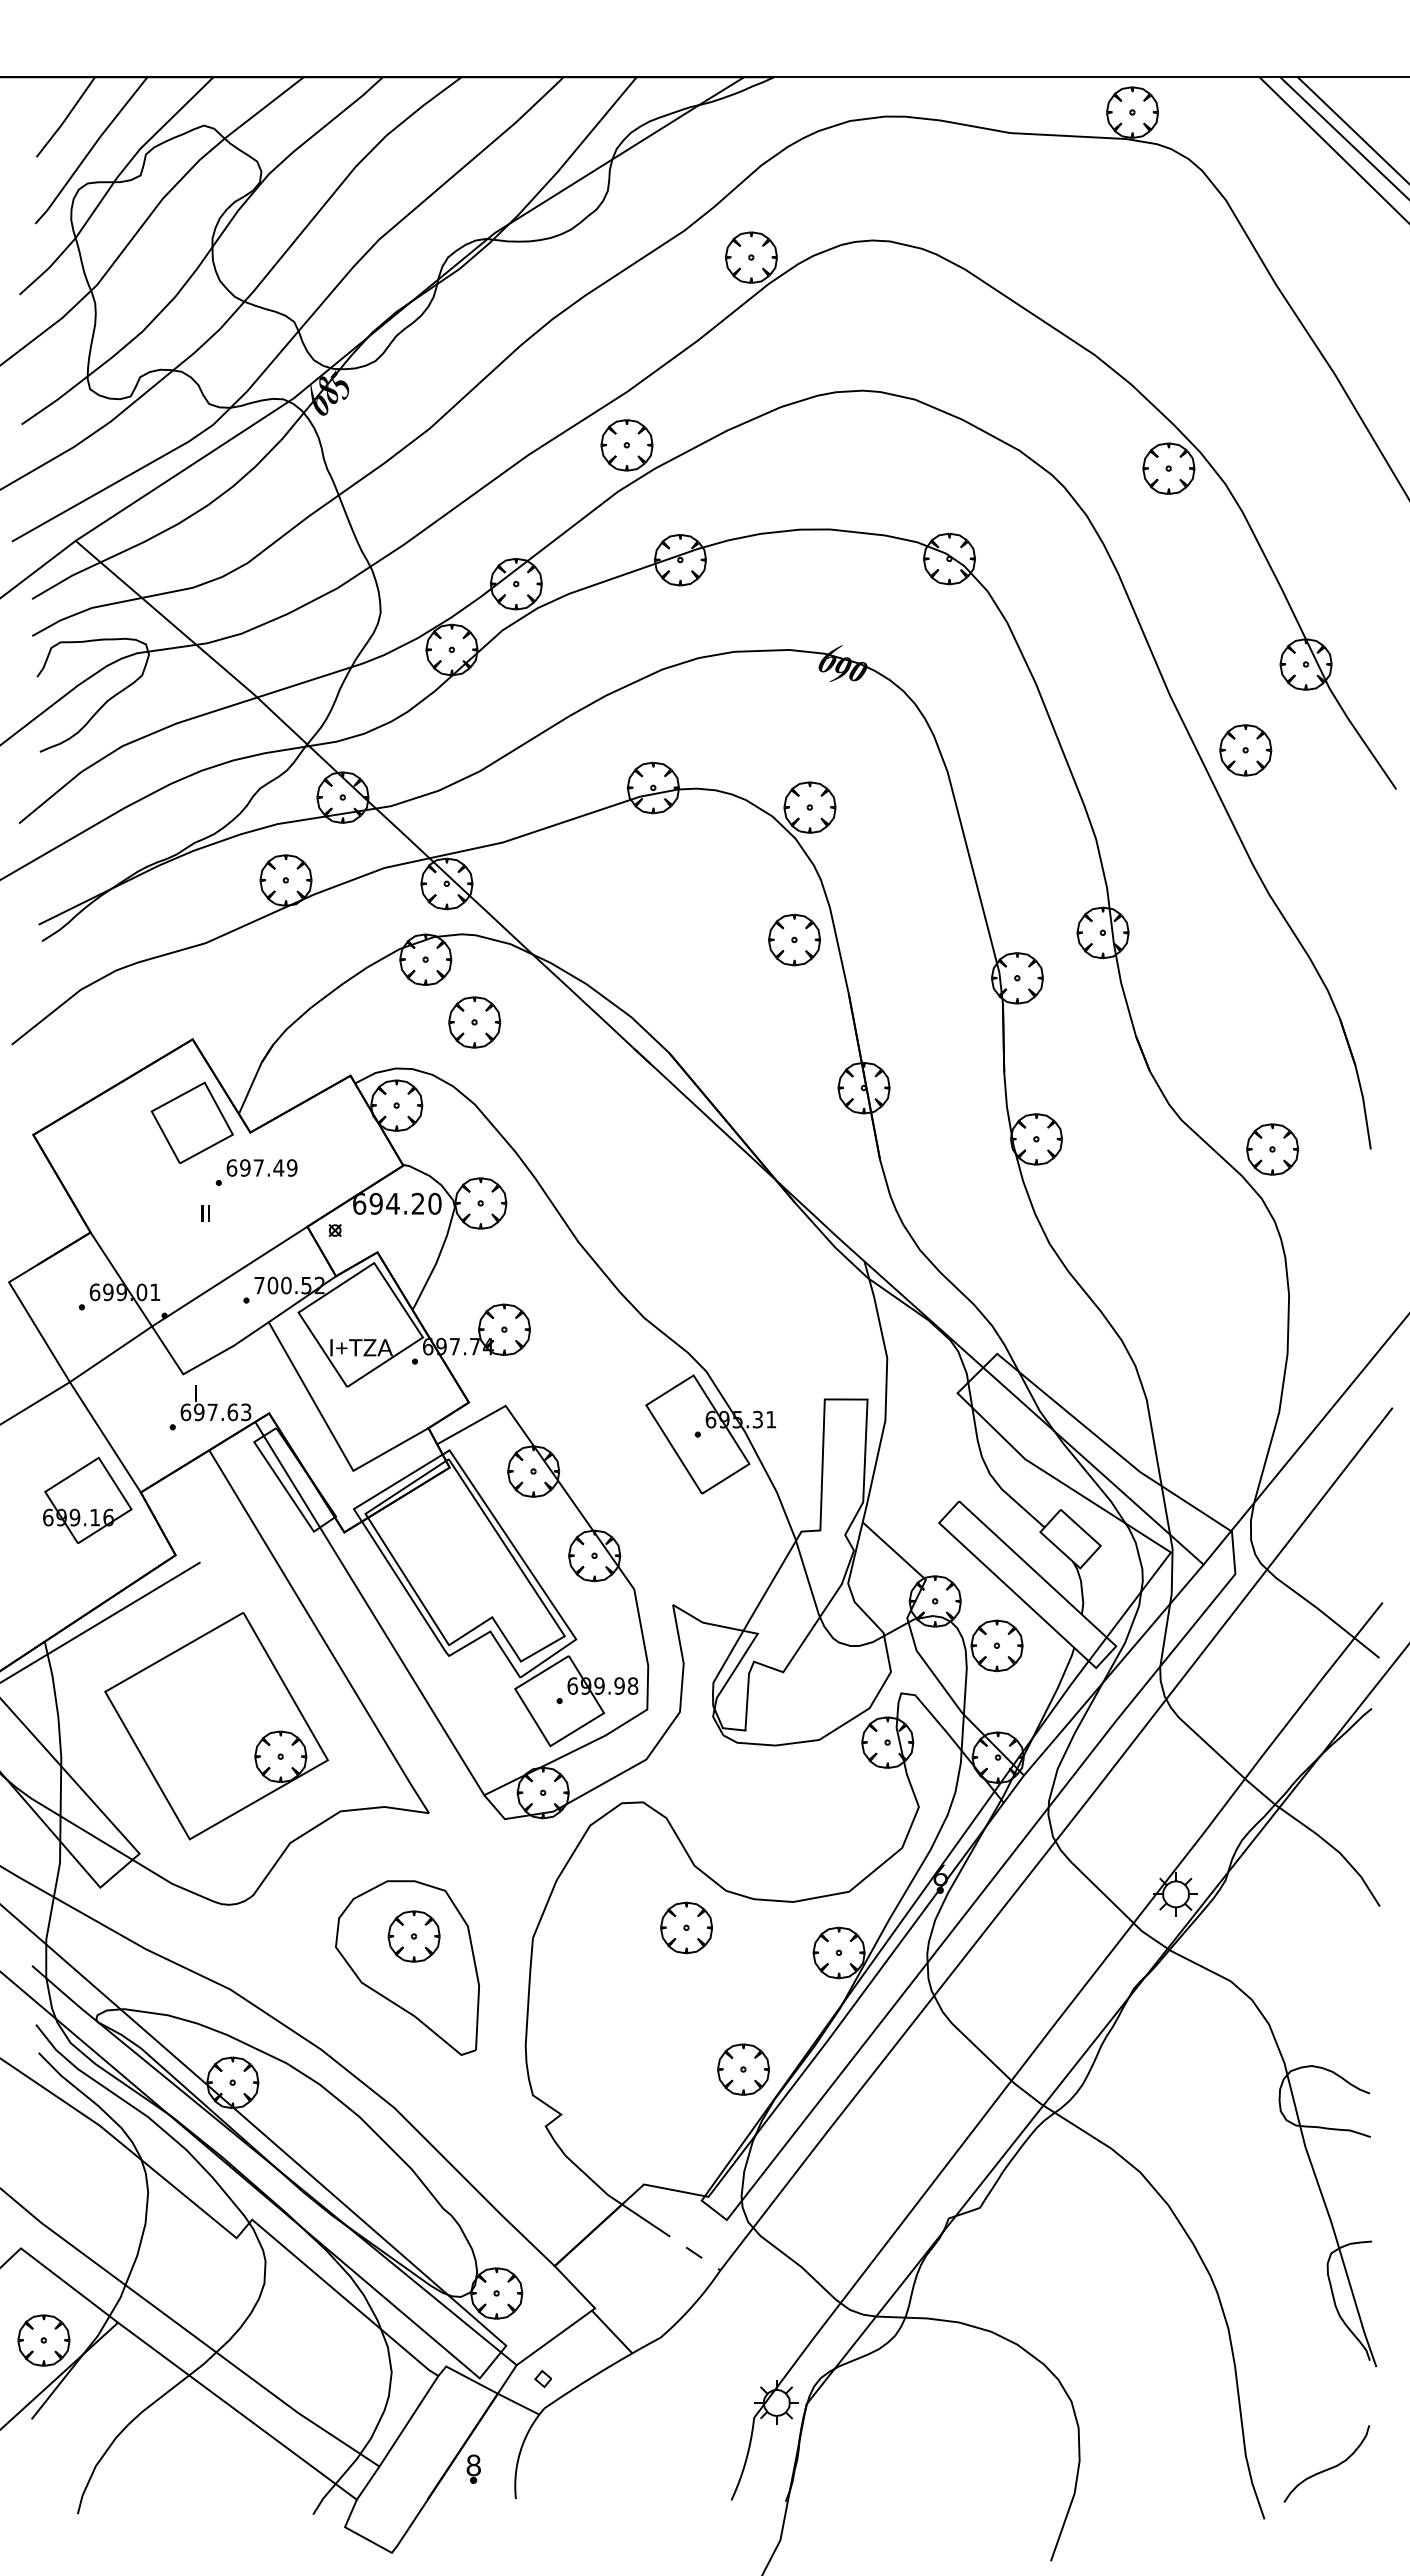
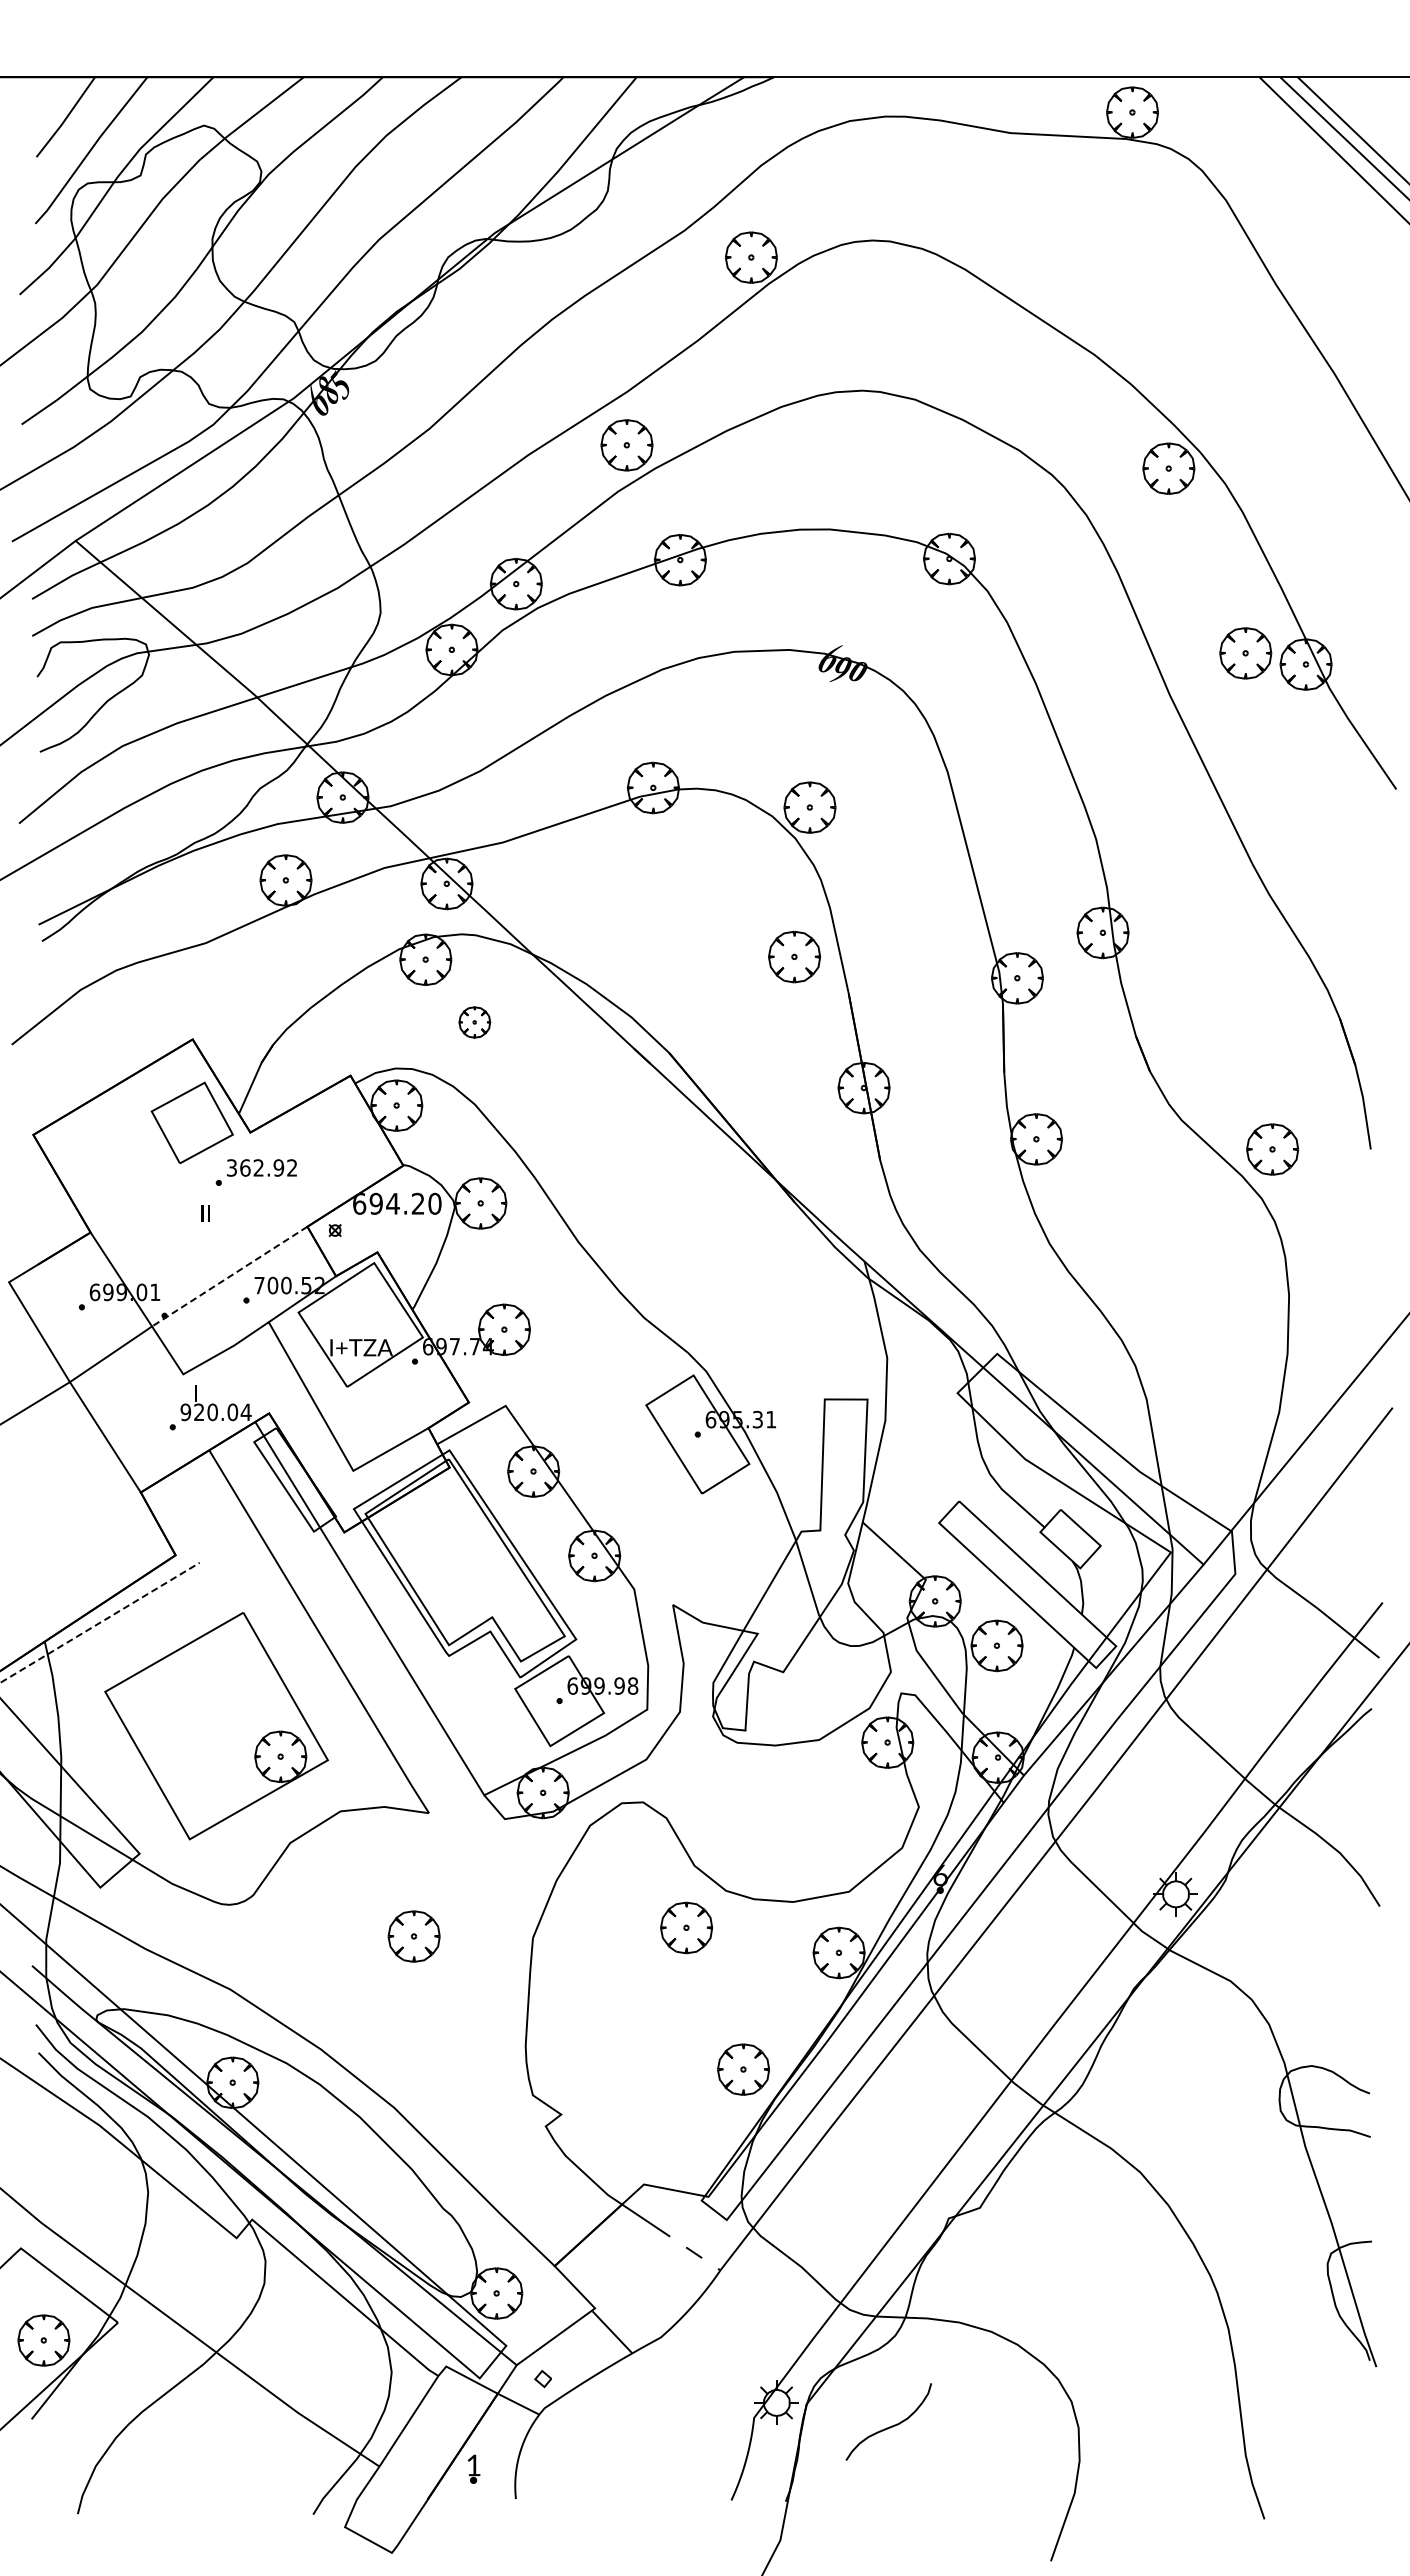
part position: (1245, 750) -> (1245, 653) (1245, 653)
part position: (794, 939) -> (794, 956) (794, 956)
part size: 54x53 px -> 34x33 px (474, 1022)
text: 697.49 -> 362.92 (261, 1167)
line: solid -> dashed (229, 1276)
text: 697.63 -> 920.04 (215, 1412)
part: present -> none (87, 1499)
line: solid -> dashed (100, 1622)
part: present -> none (407, 1967)
line: present -> none (237, 2410)
text: 8 -> 1 (473, 2465)
curve position: (1329, 2467) -> (891, 2425) (891, 2425)
